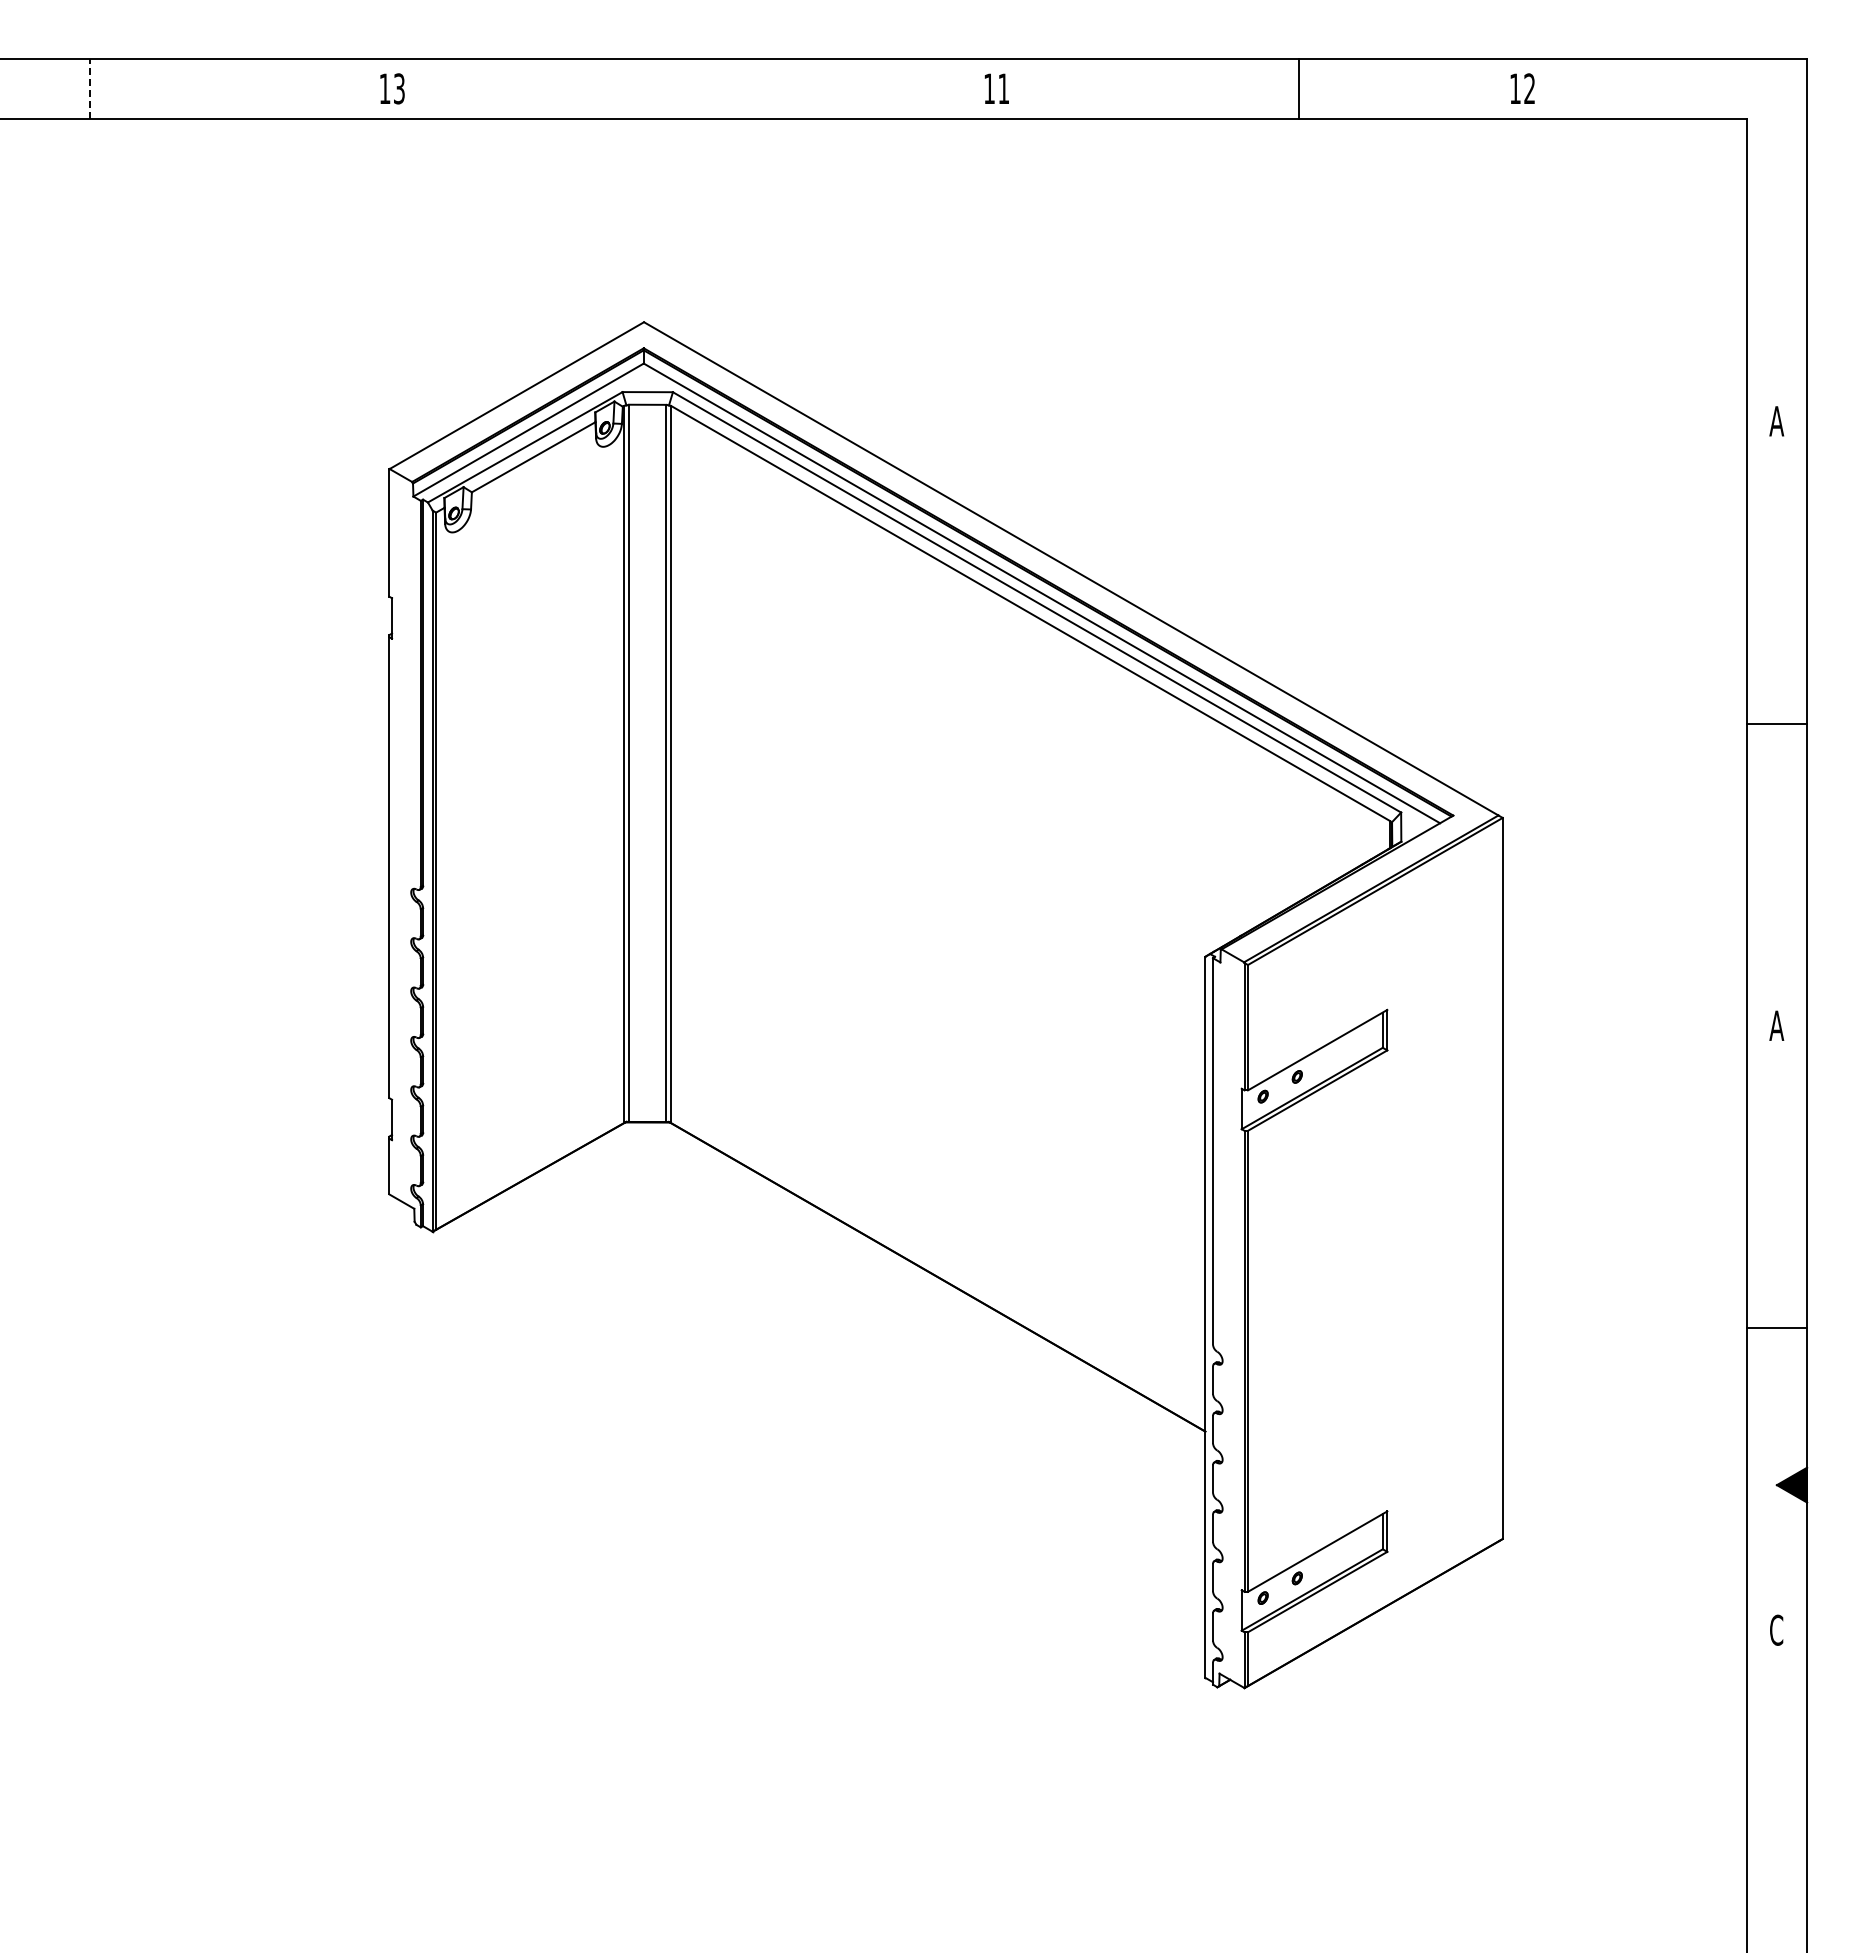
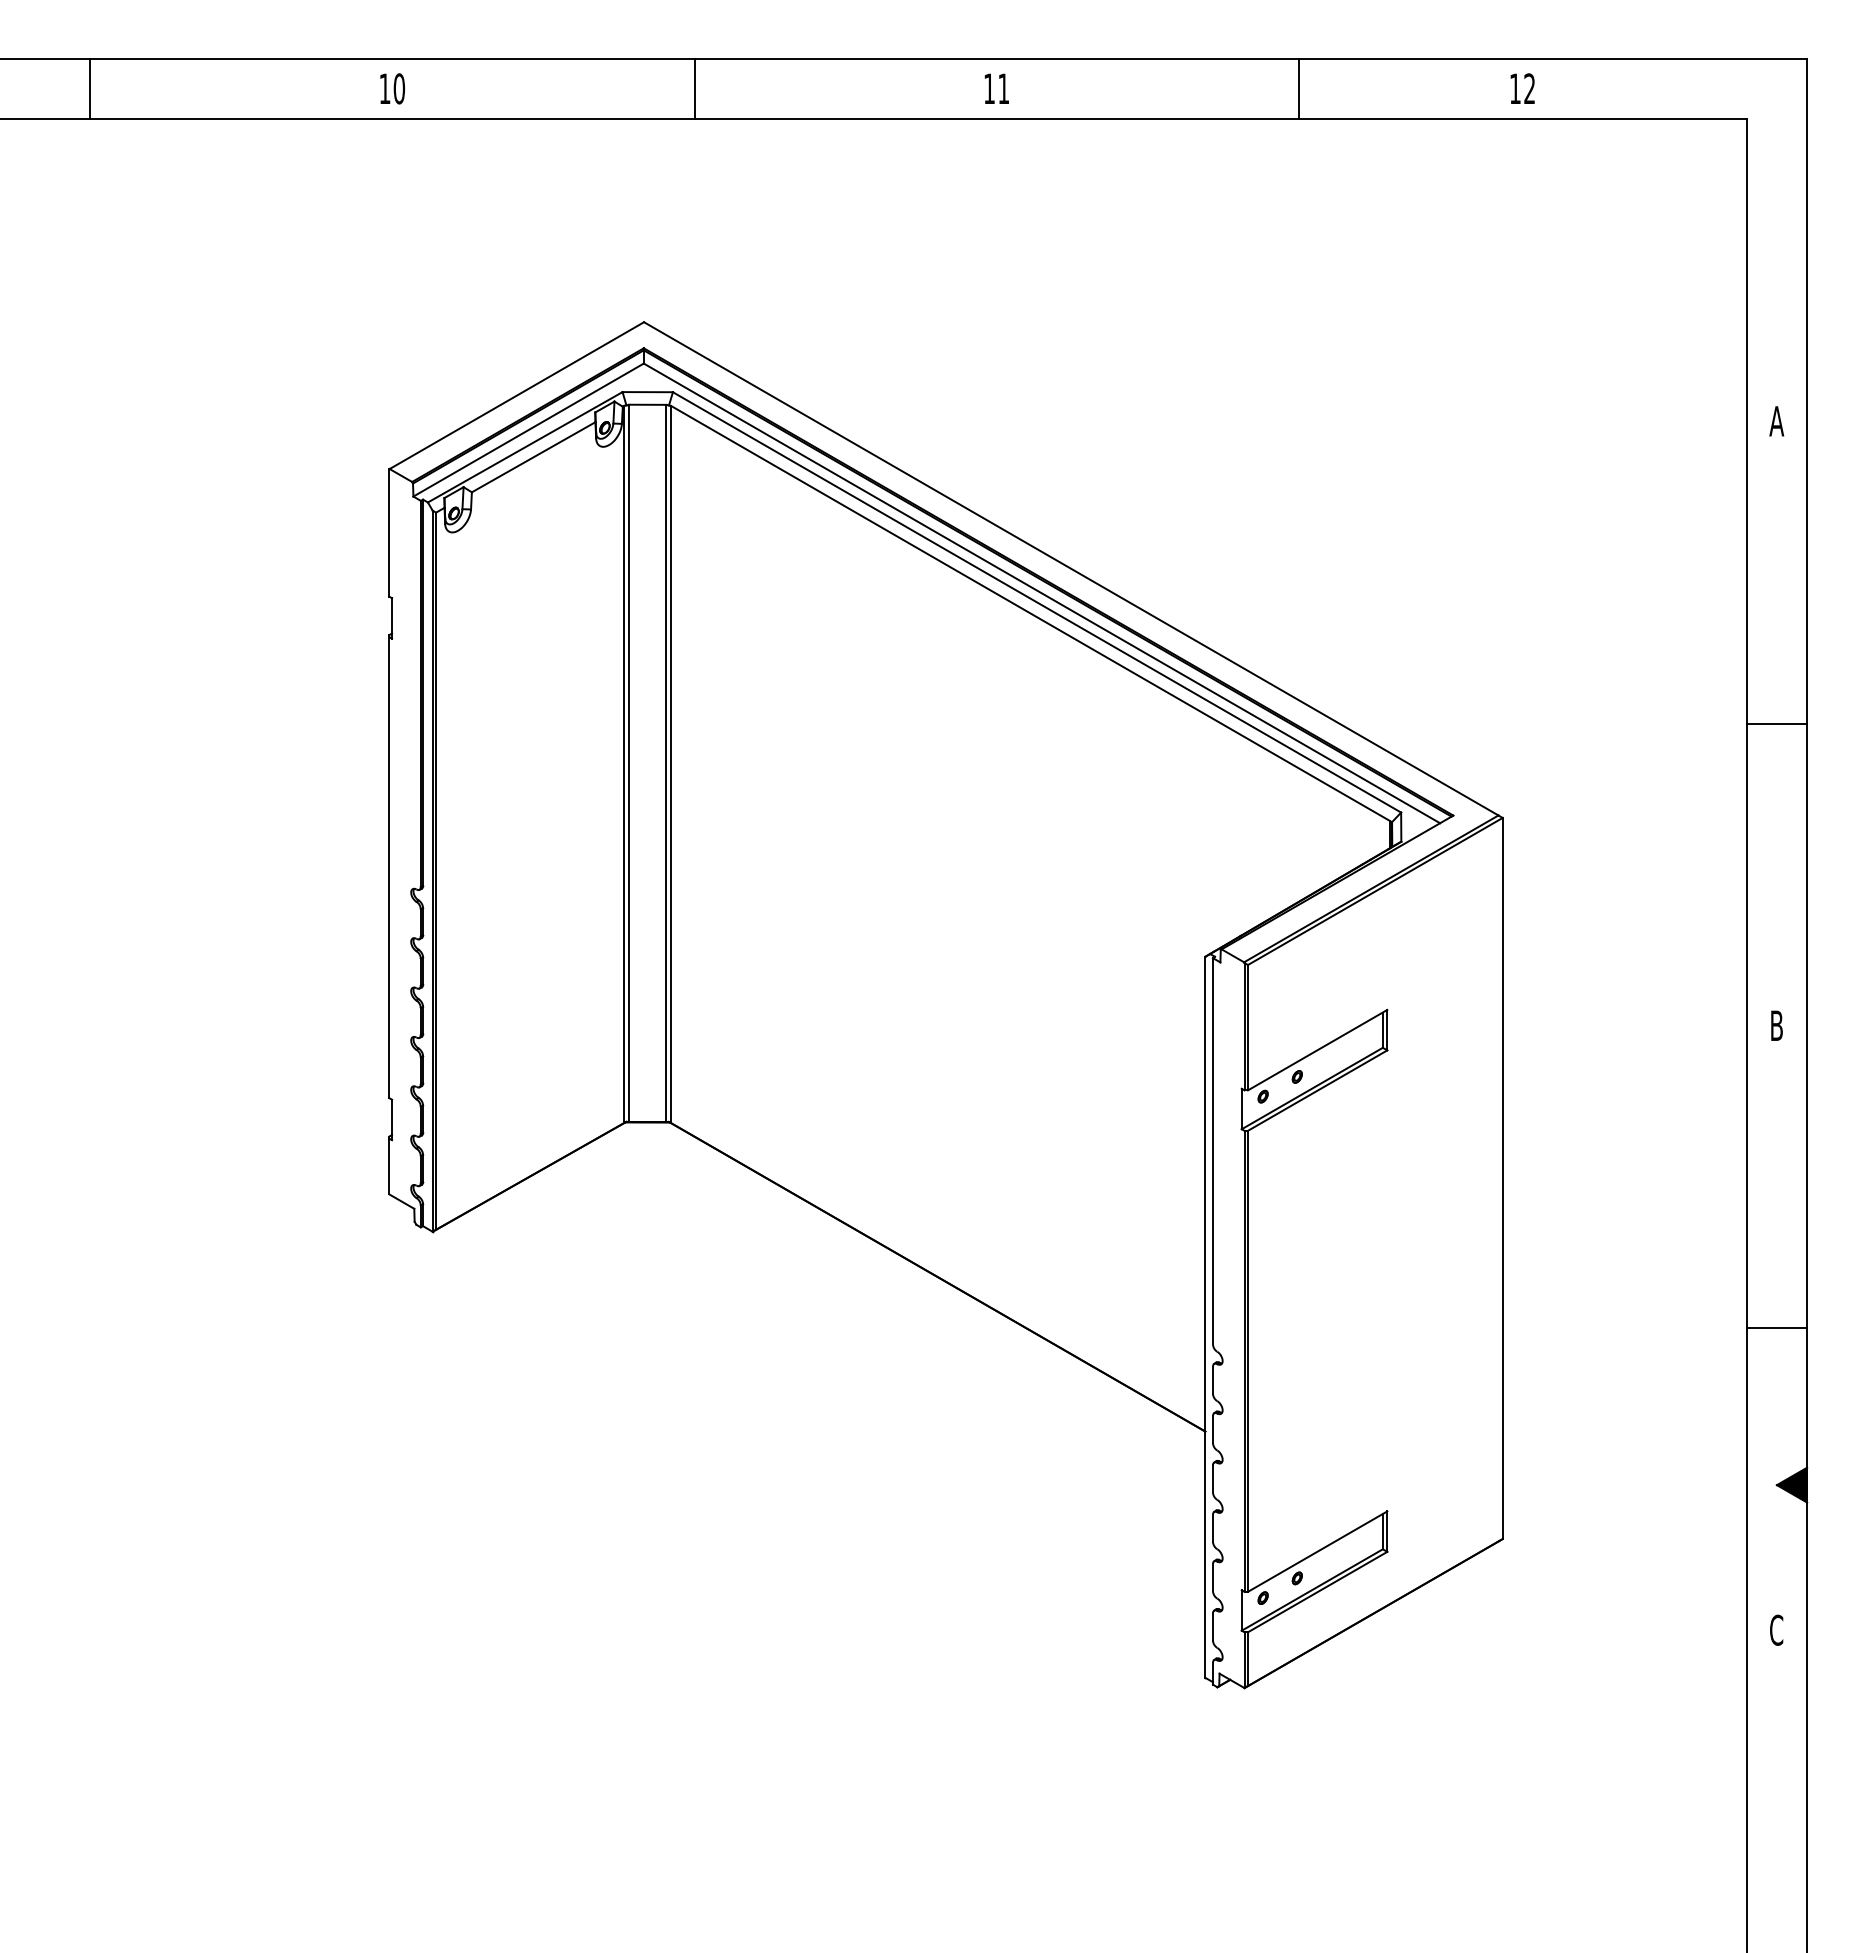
line: dashed -> solid (90, 88)
text: 13 -> 10 (399, 88)
line: none -> present (694, 88)
text: A -> B (1776, 1025)
